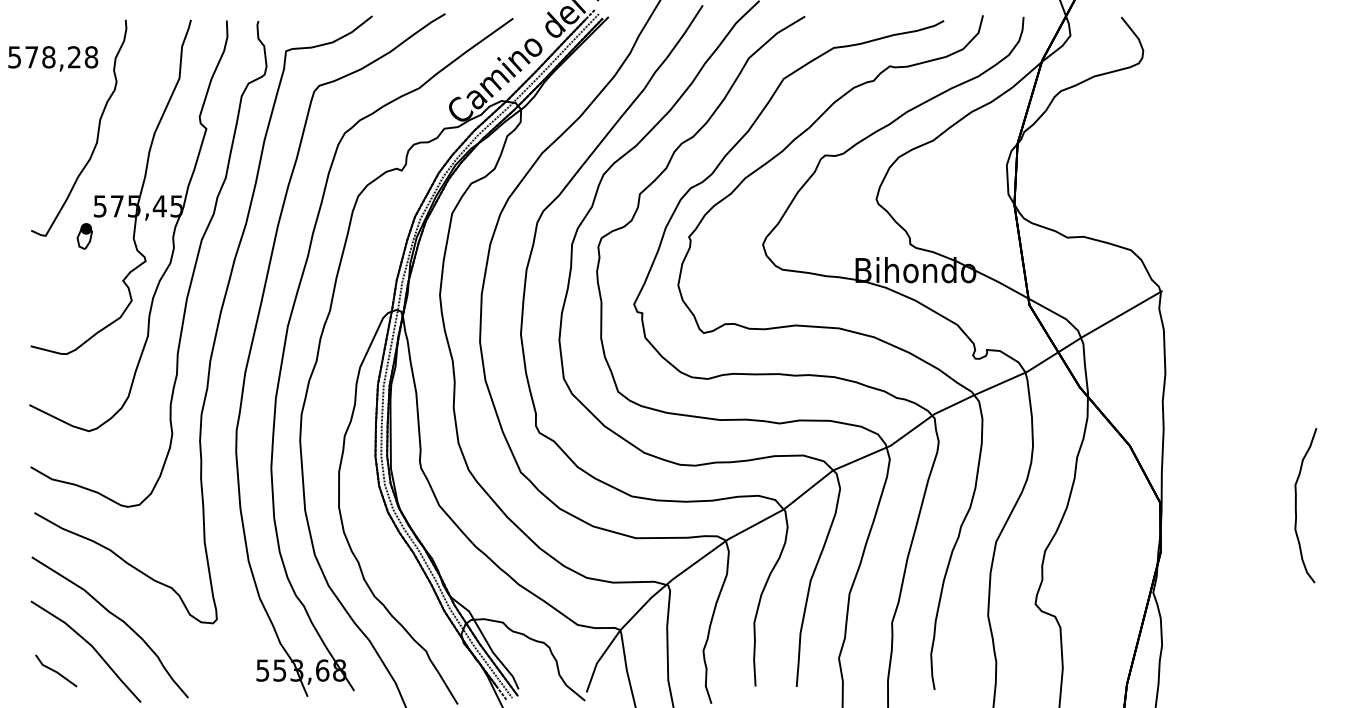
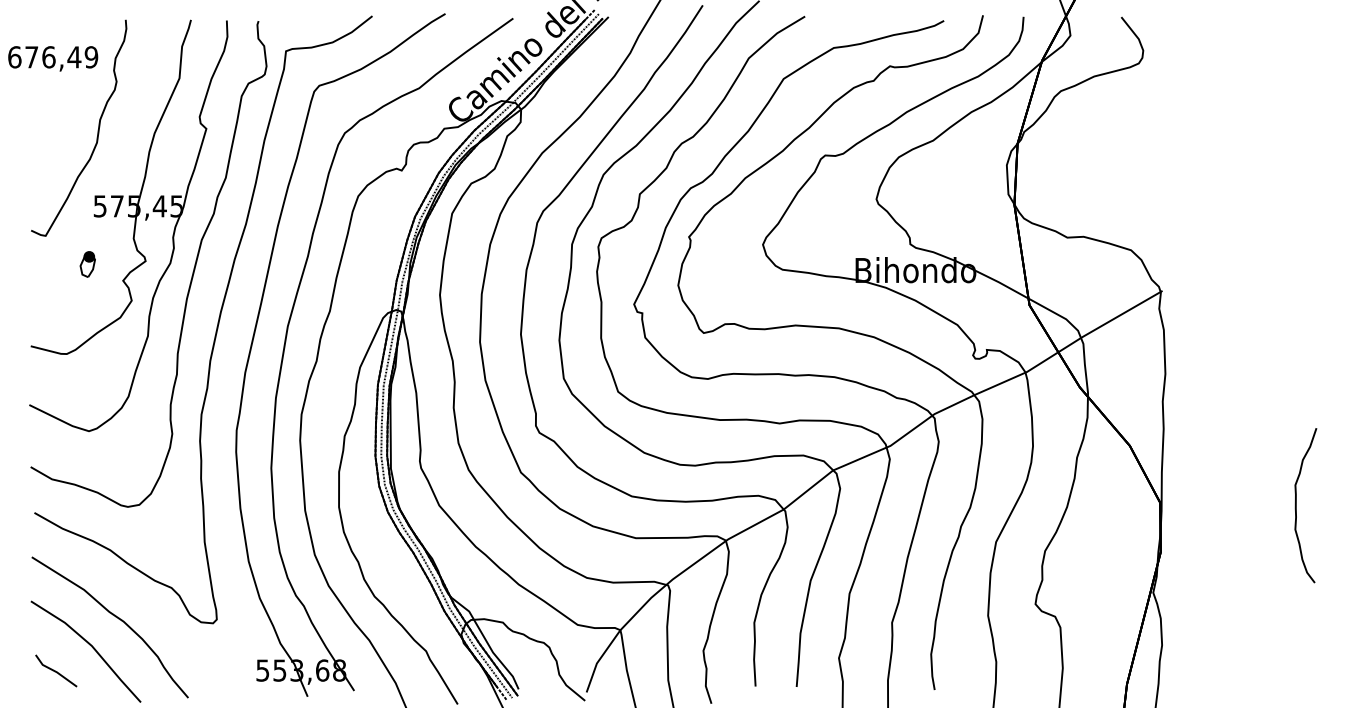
text: 578,28 -> 676,49 (53, 57)
part position: (84, 236) -> (87, 264) (87, 264)
